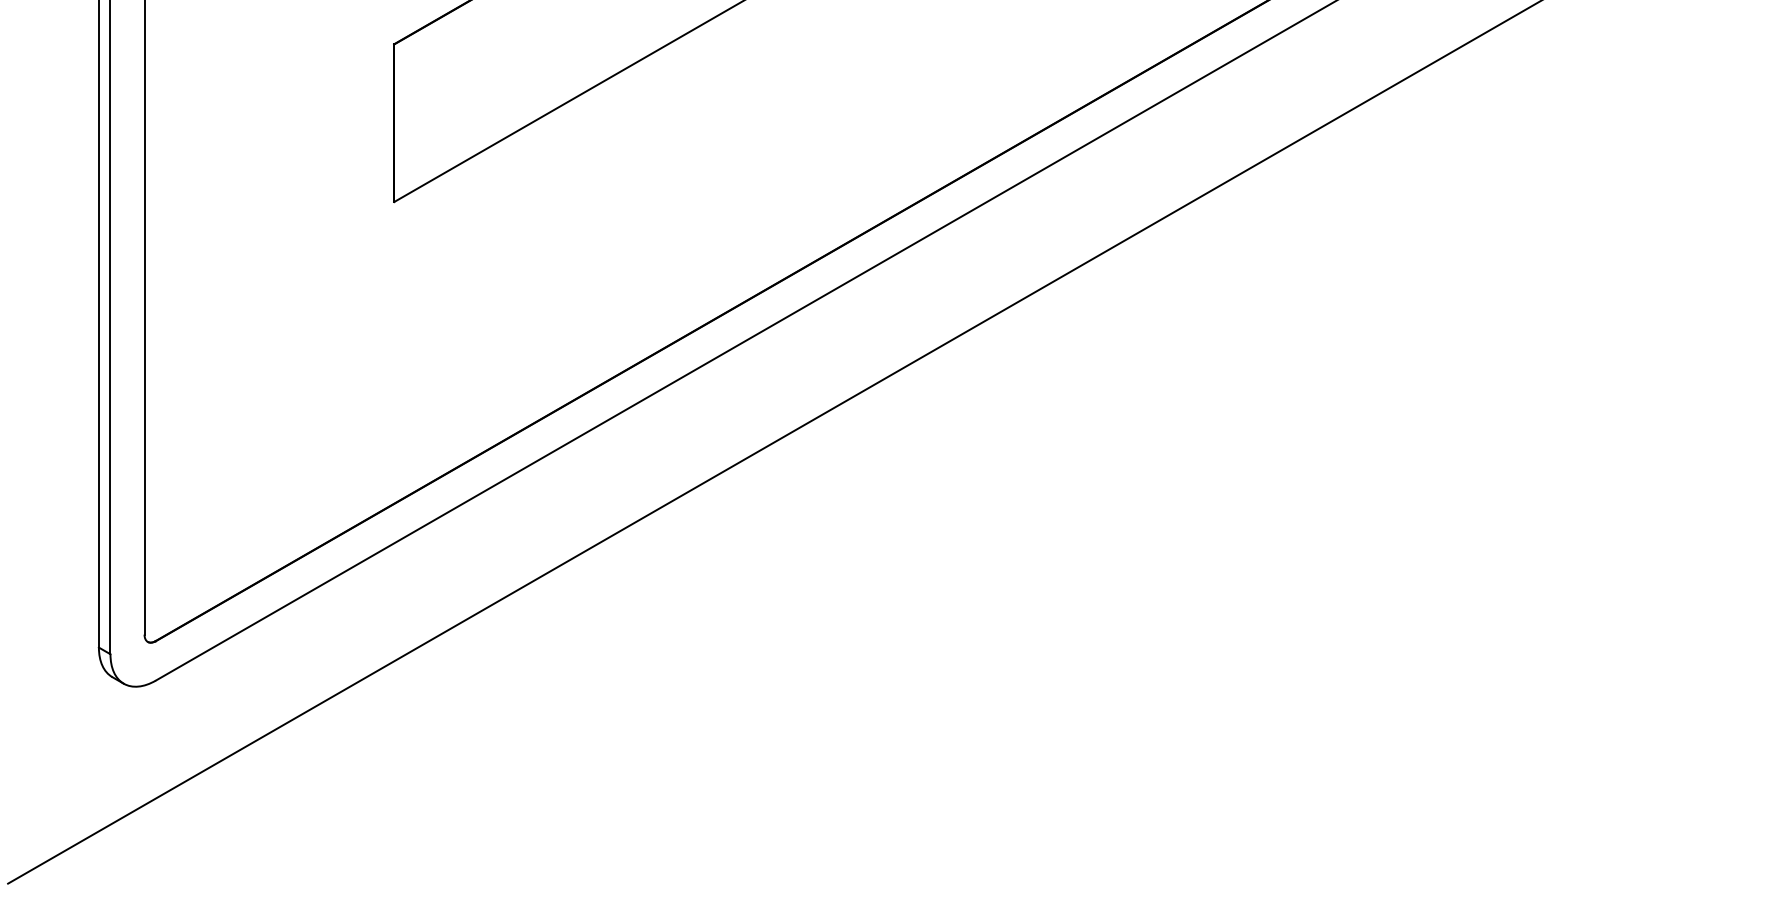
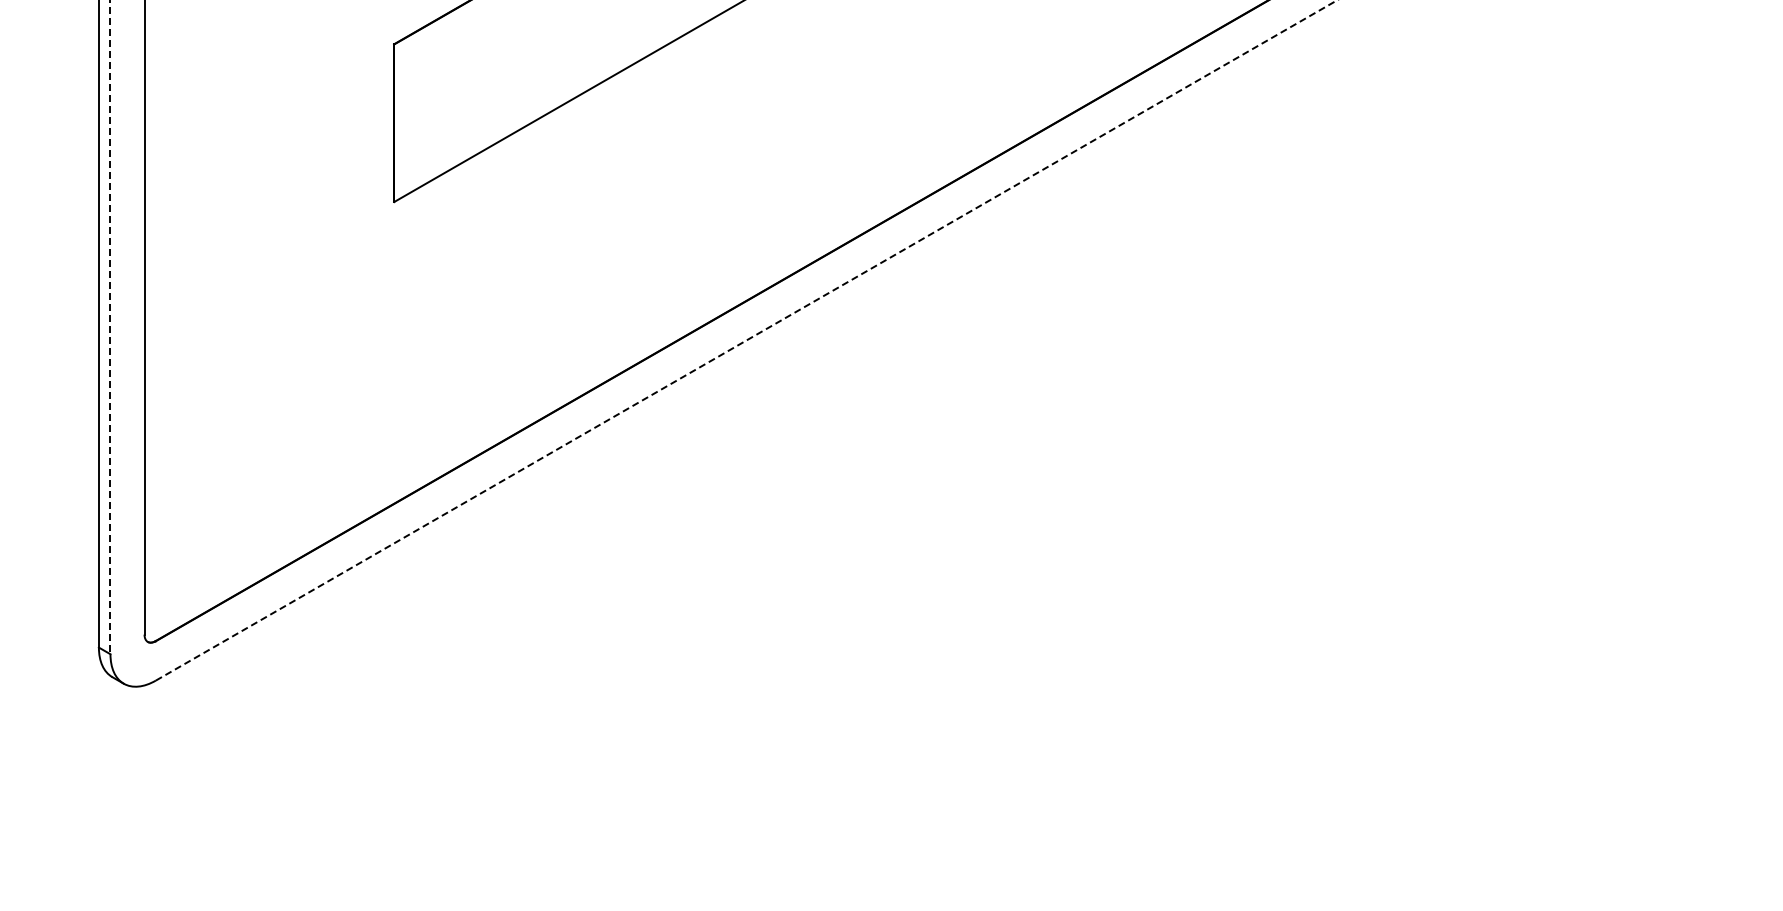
line: solid -> dashed (110, 327)
line: solid -> dashed (746, 340)
line: present -> none (773, 442)
